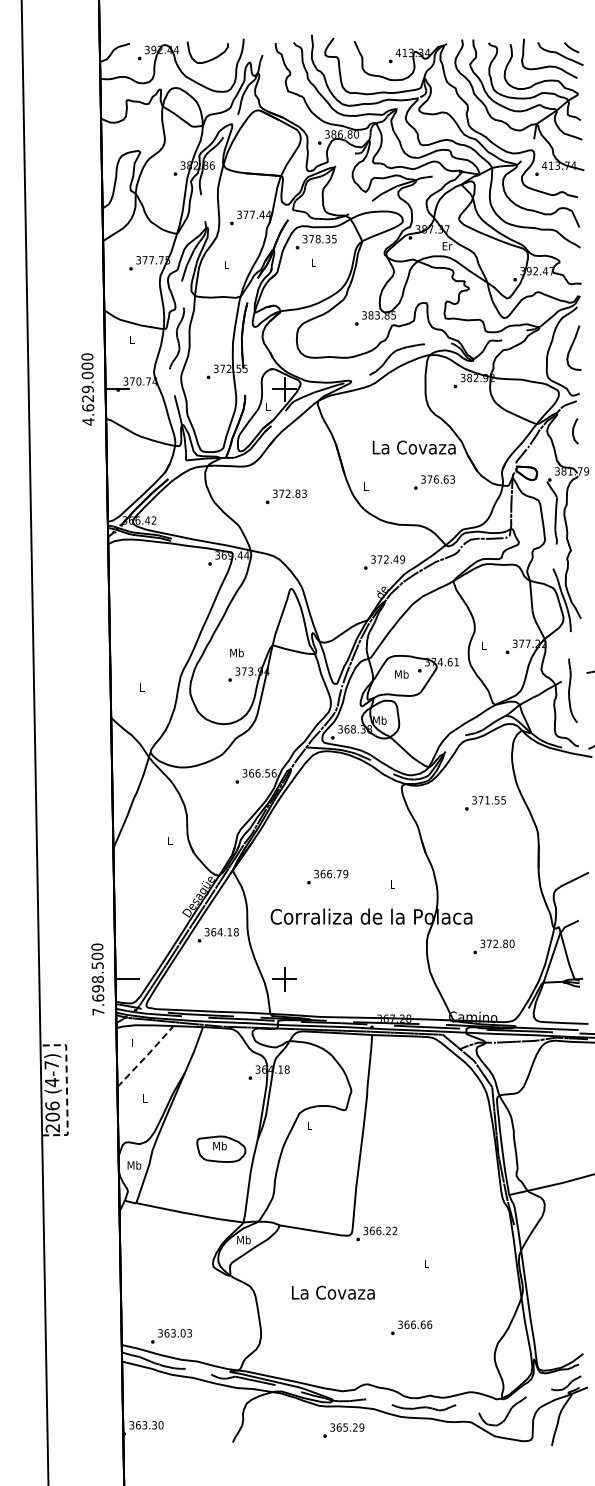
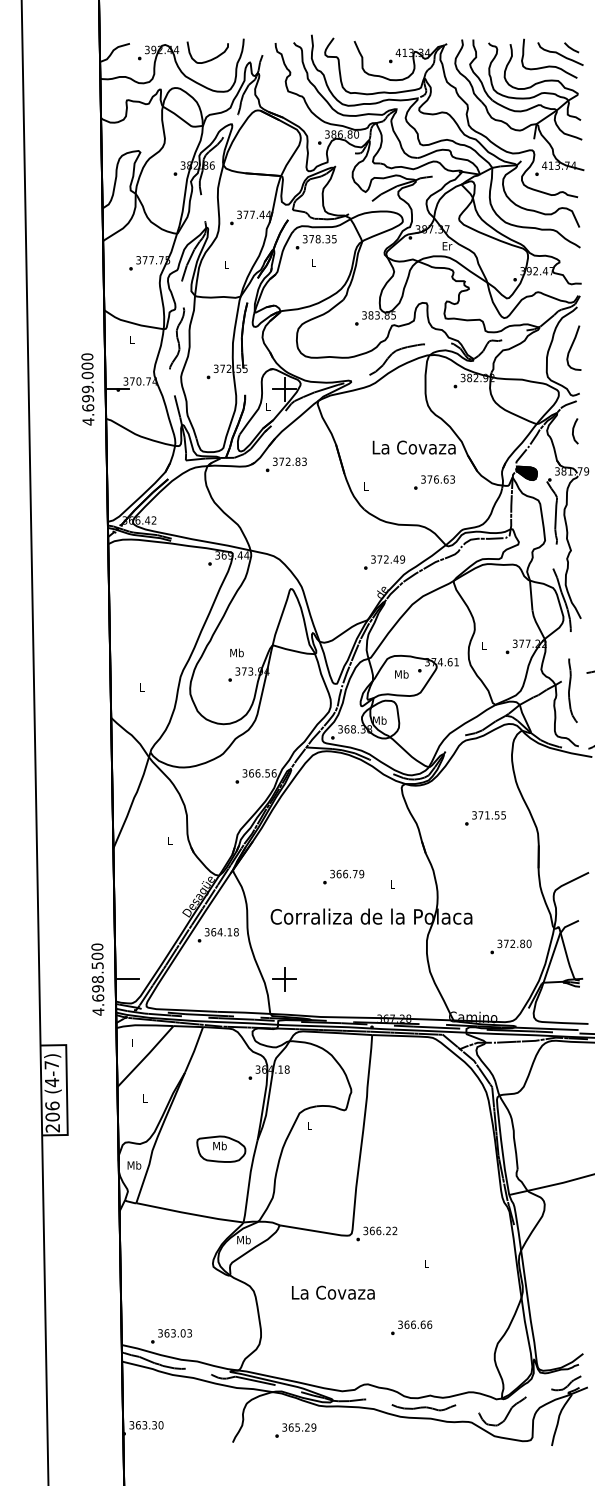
text: 4.629.000 -> 4.699.000 (88, 398)
fill: none -> present (526, 473)
text position: (286, 496) -> (286, 464) (286, 464)
text position: (485, 803) -> (485, 818) (485, 818)
text position: (327, 876) -> (343, 876) (343, 876)
text position: (493, 946) -> (510, 946) (510, 946)
text: 7.698.500 -> 4.698.500 (98, 1011)
line: dashed -> solid (145, 1056)
line: dashed -> solid (66, 1090)
text position: (343, 1430) -> (295, 1430) (295, 1430)
